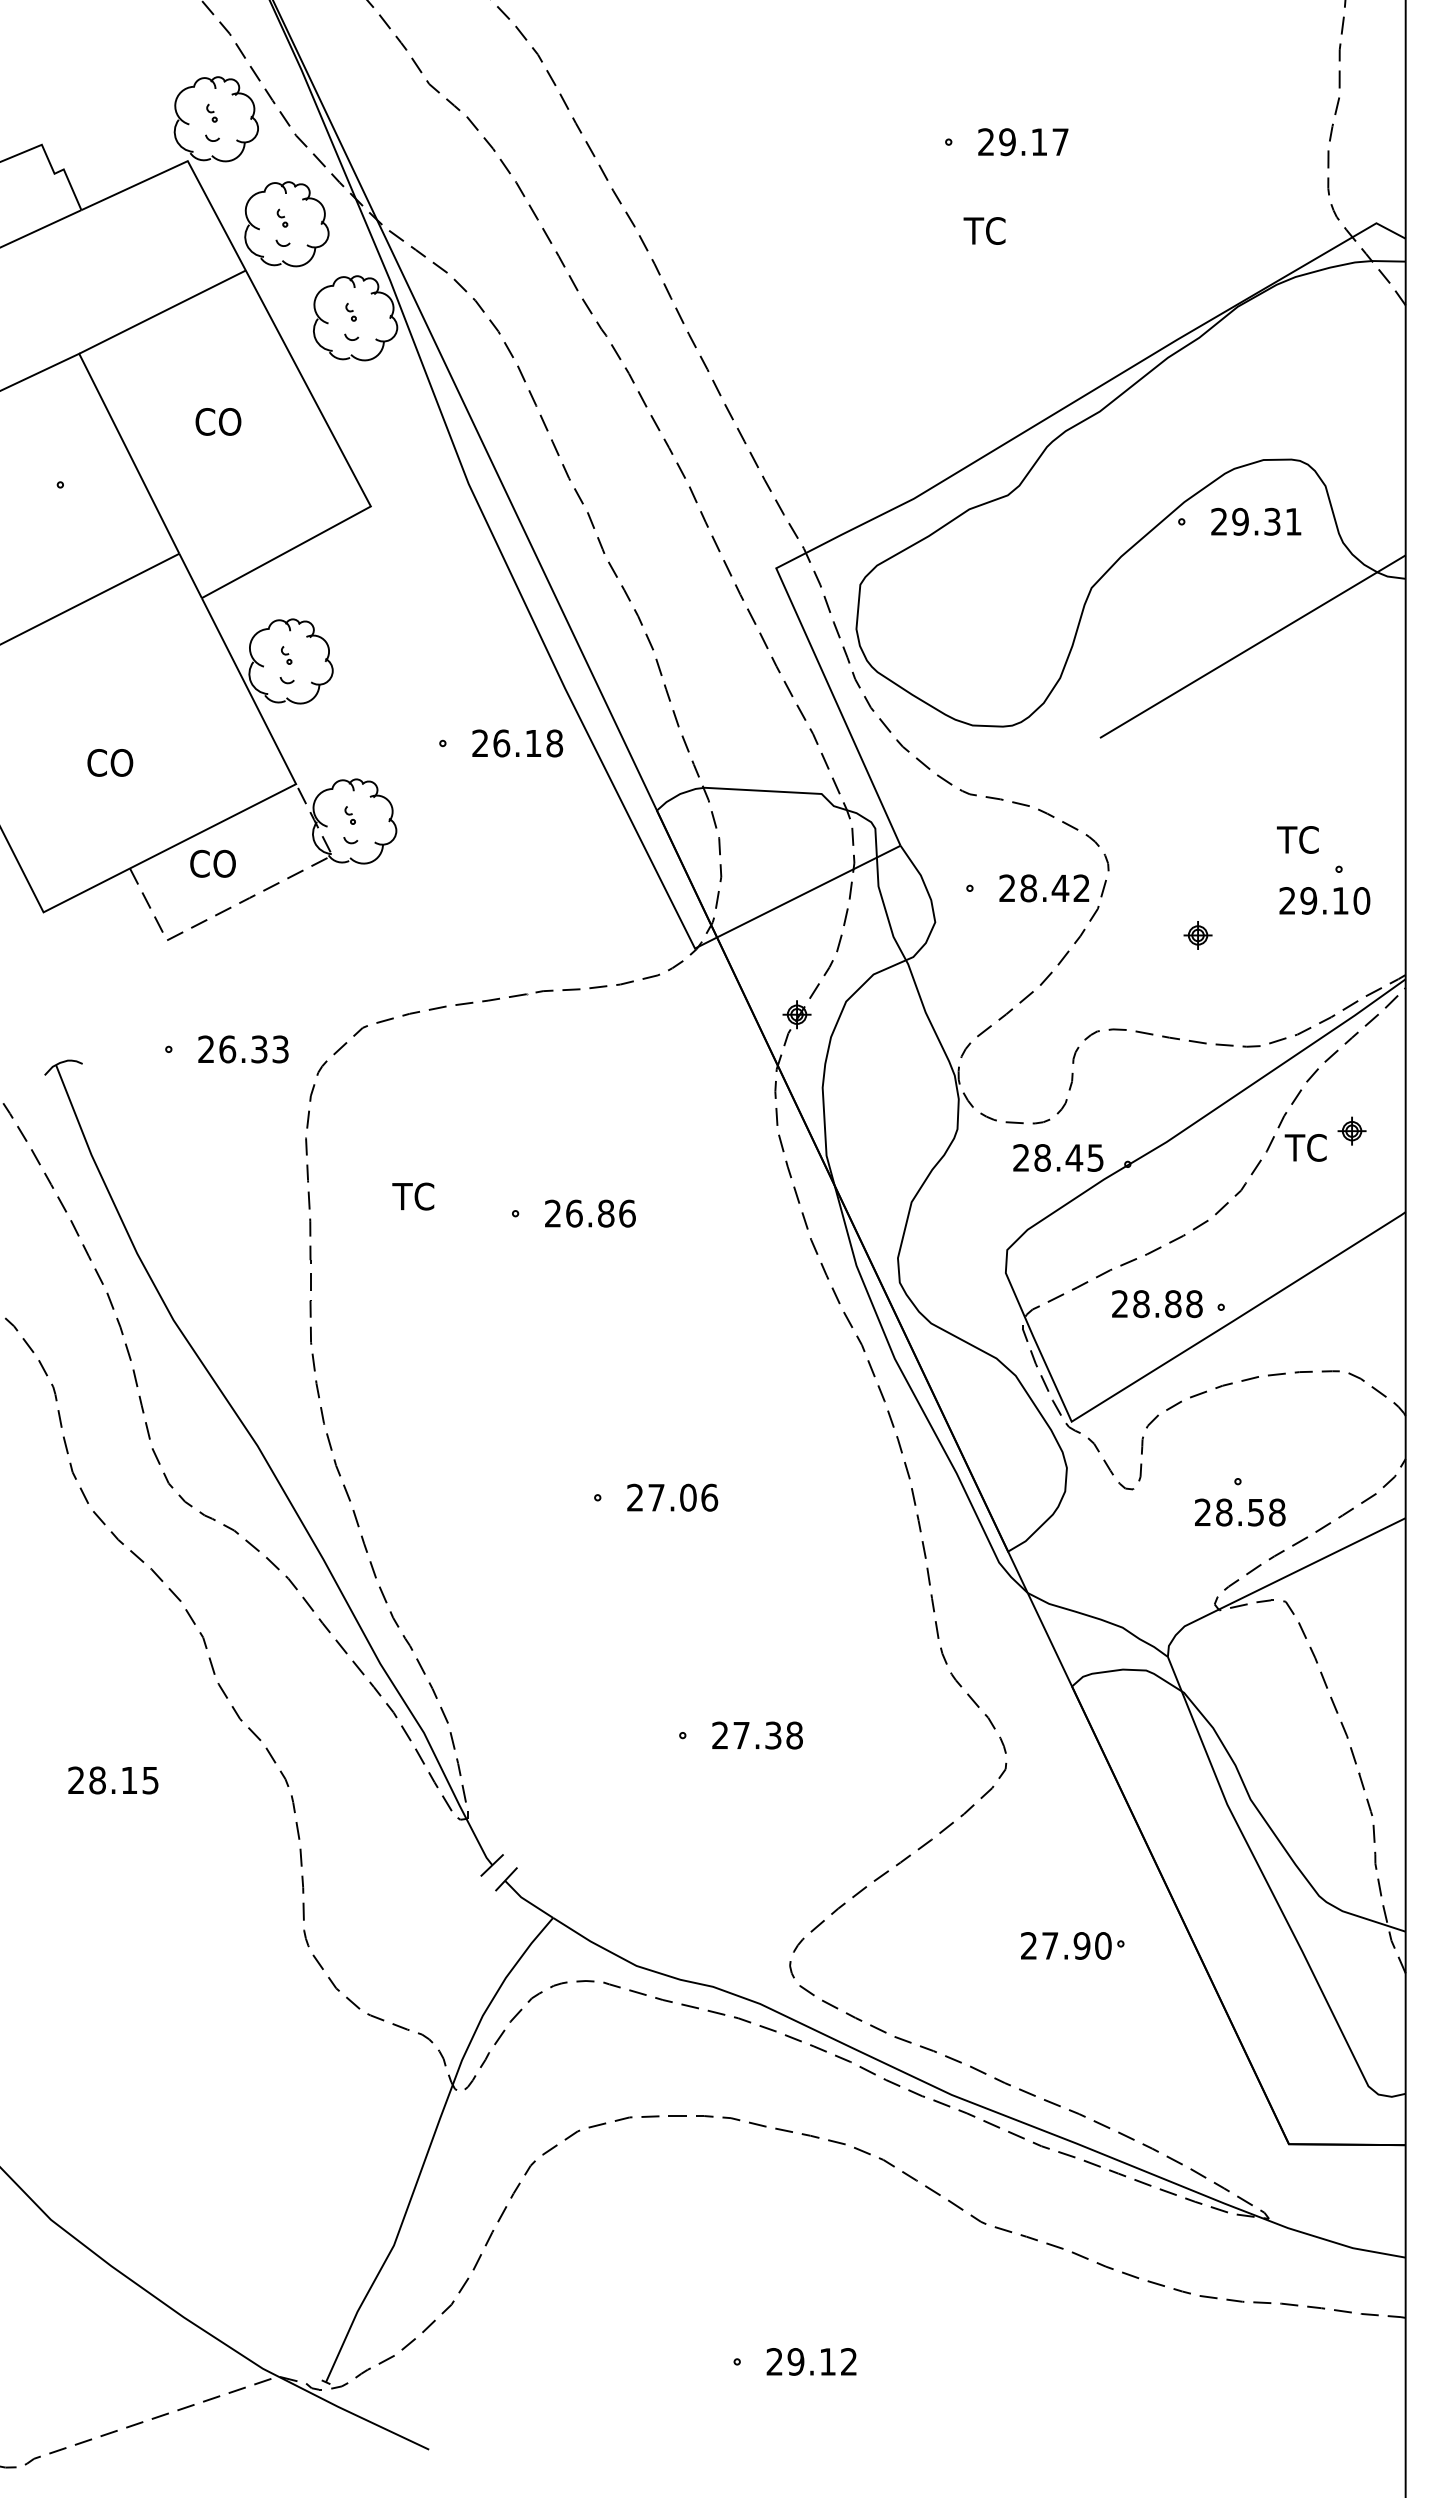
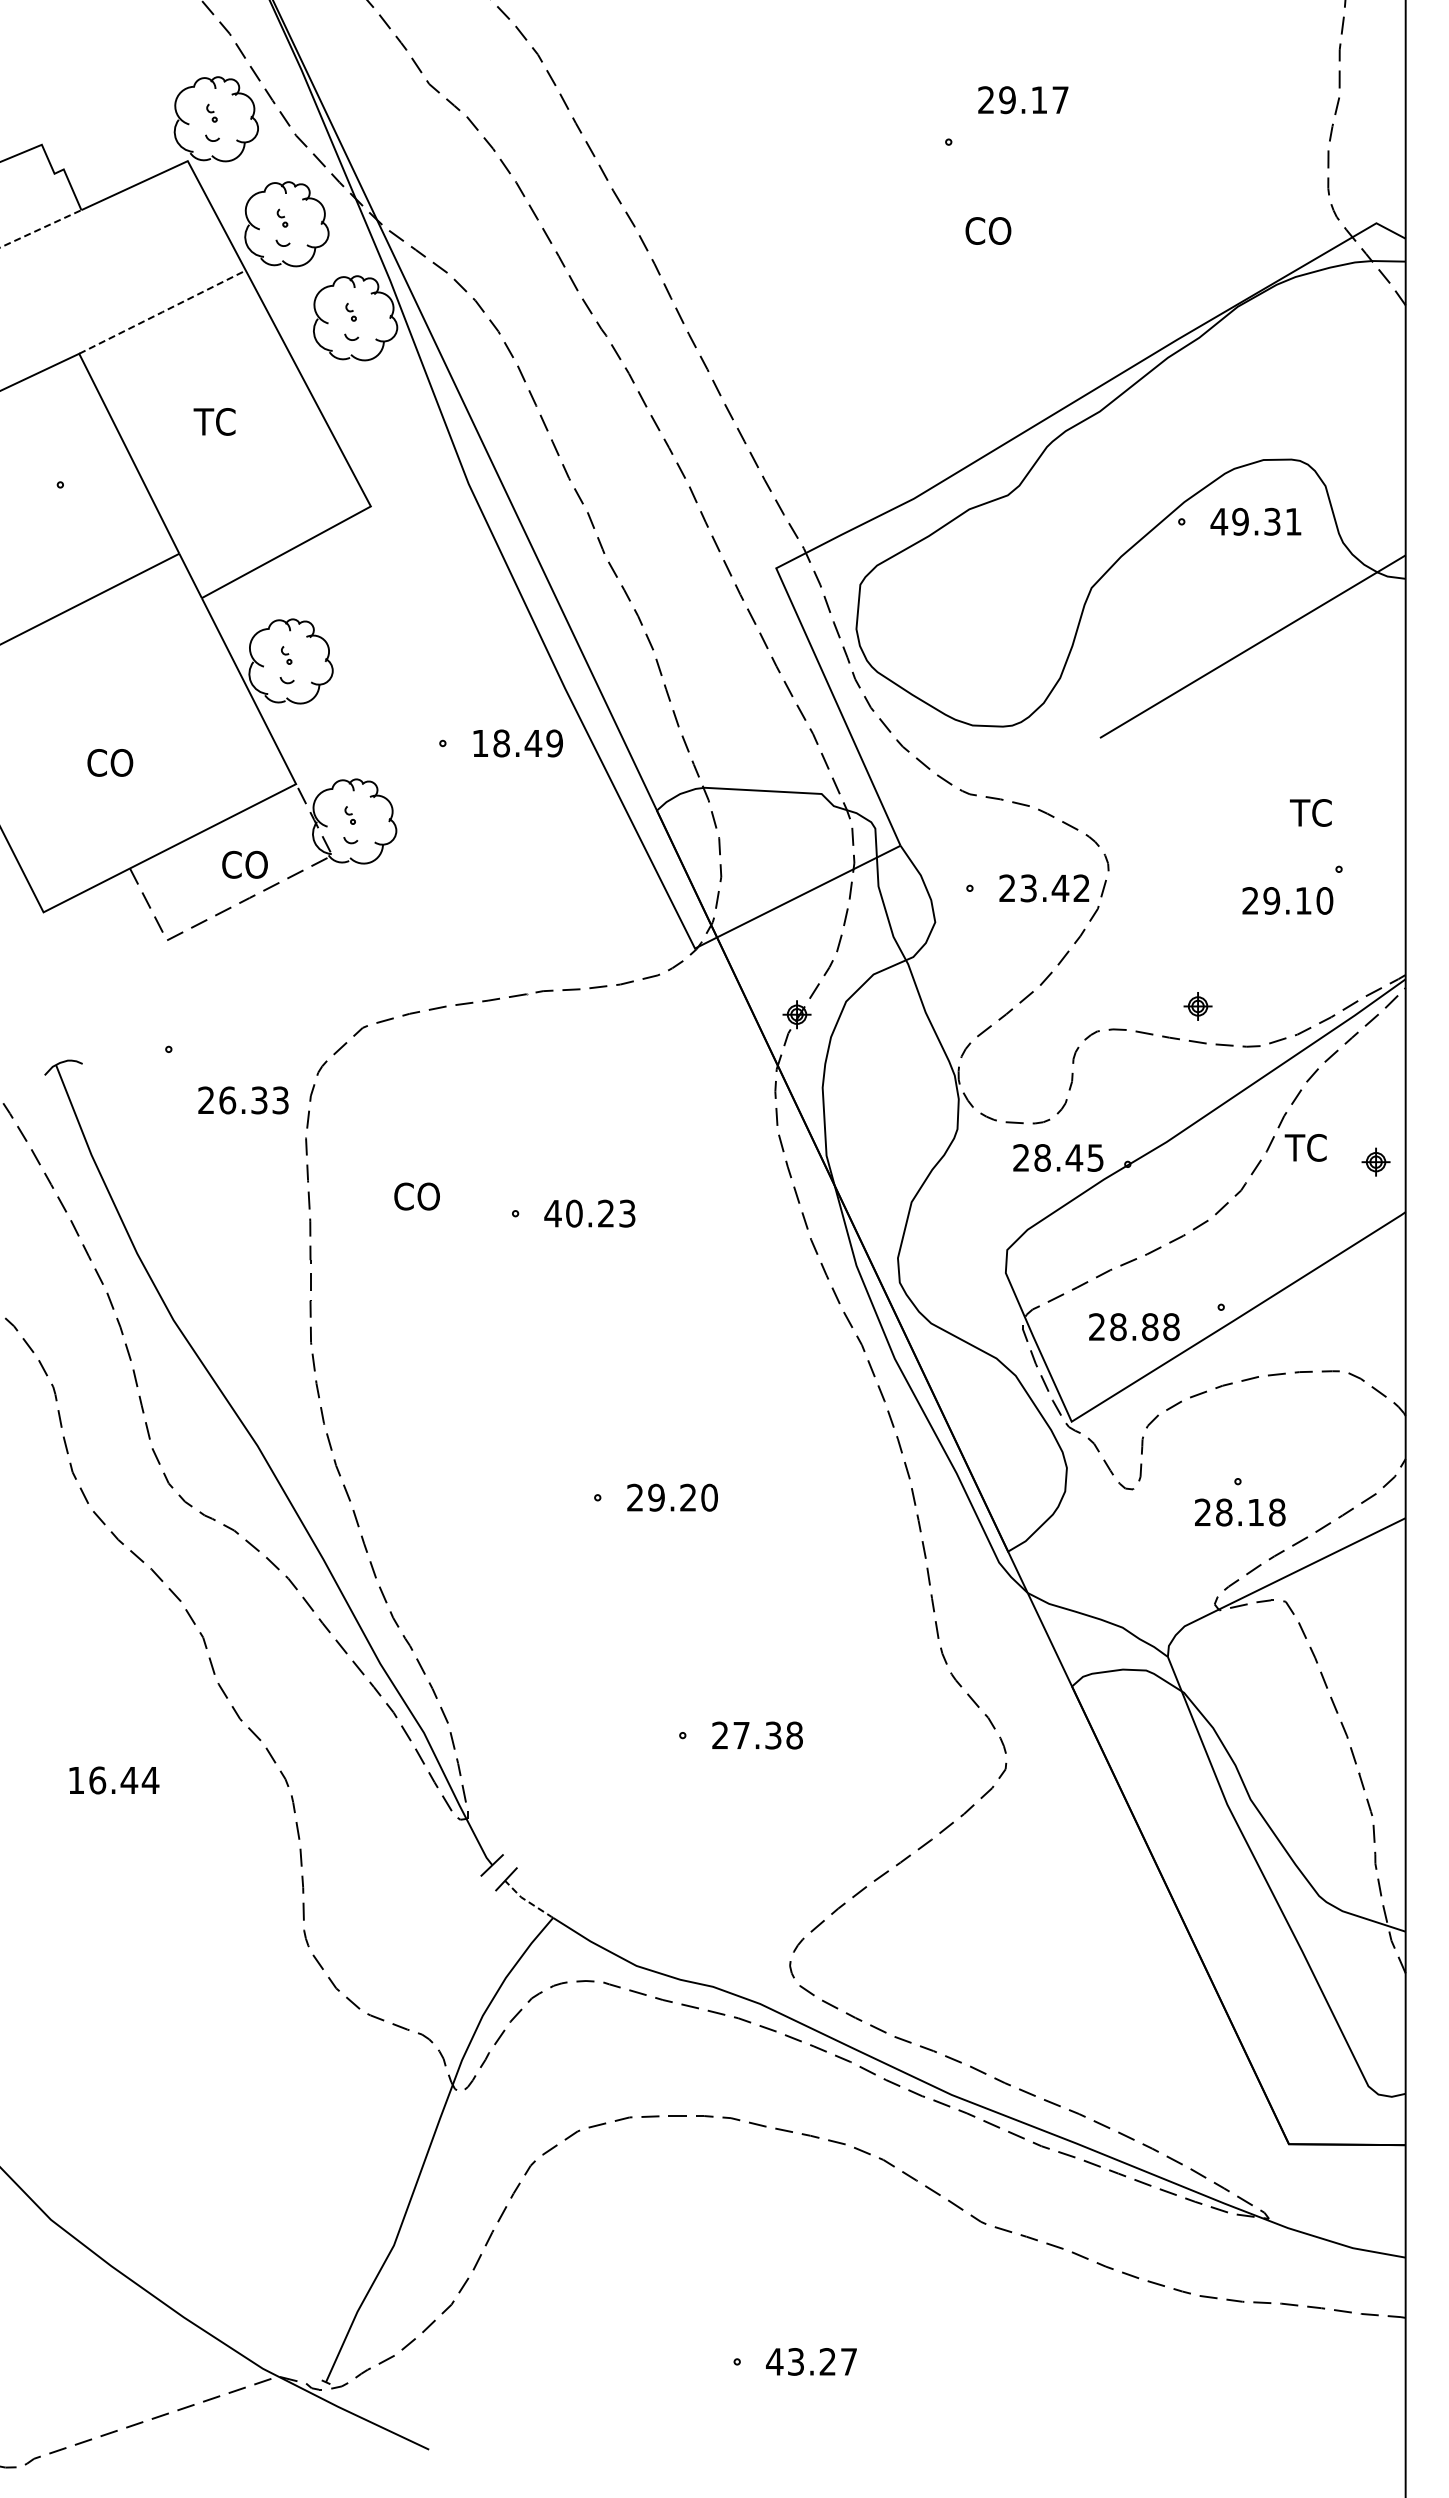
text position: (1023, 142) -> (1023, 100) (1023, 100)
line: solid -> dashed (40, 228)
text: TC -> CO (987, 230)
line: solid -> dashed (162, 312)
text: CO -> TC (217, 421)
text: 29.31 -> 49.31 (1219, 521)
text: 26.18 -> 18.49 (517, 743)
text position: (1297, 839) -> (1310, 812) (1310, 812)
text position: (212, 863) -> (244, 864) (244, 864)
text: 28.42 -> 23.42 (1028, 888)
text position: (1324, 900) -> (1287, 900) (1287, 900)
part position: (1197, 935) -> (1197, 1006) (1197, 1006)
text position: (243, 1049) -> (243, 1100) (243, 1100)
part position: (1351, 1130) -> (1375, 1161) (1375, 1161)
text: TC -> CO (415, 1196)
text: 26.86 -> 40.23 (589, 1213)
text position: (1157, 1304) -> (1134, 1327) (1134, 1327)
text: 27.06 -> 29.20 (683, 1497)
text: 28.58 -> 28.18 (1255, 1512)
text: 28.15 -> 16.44 (113, 1780)
line: solid -> dashed (526, 1901)
part: present -> none (1072, 1945)
text: 29.12 -> 43.27 (811, 2361)
